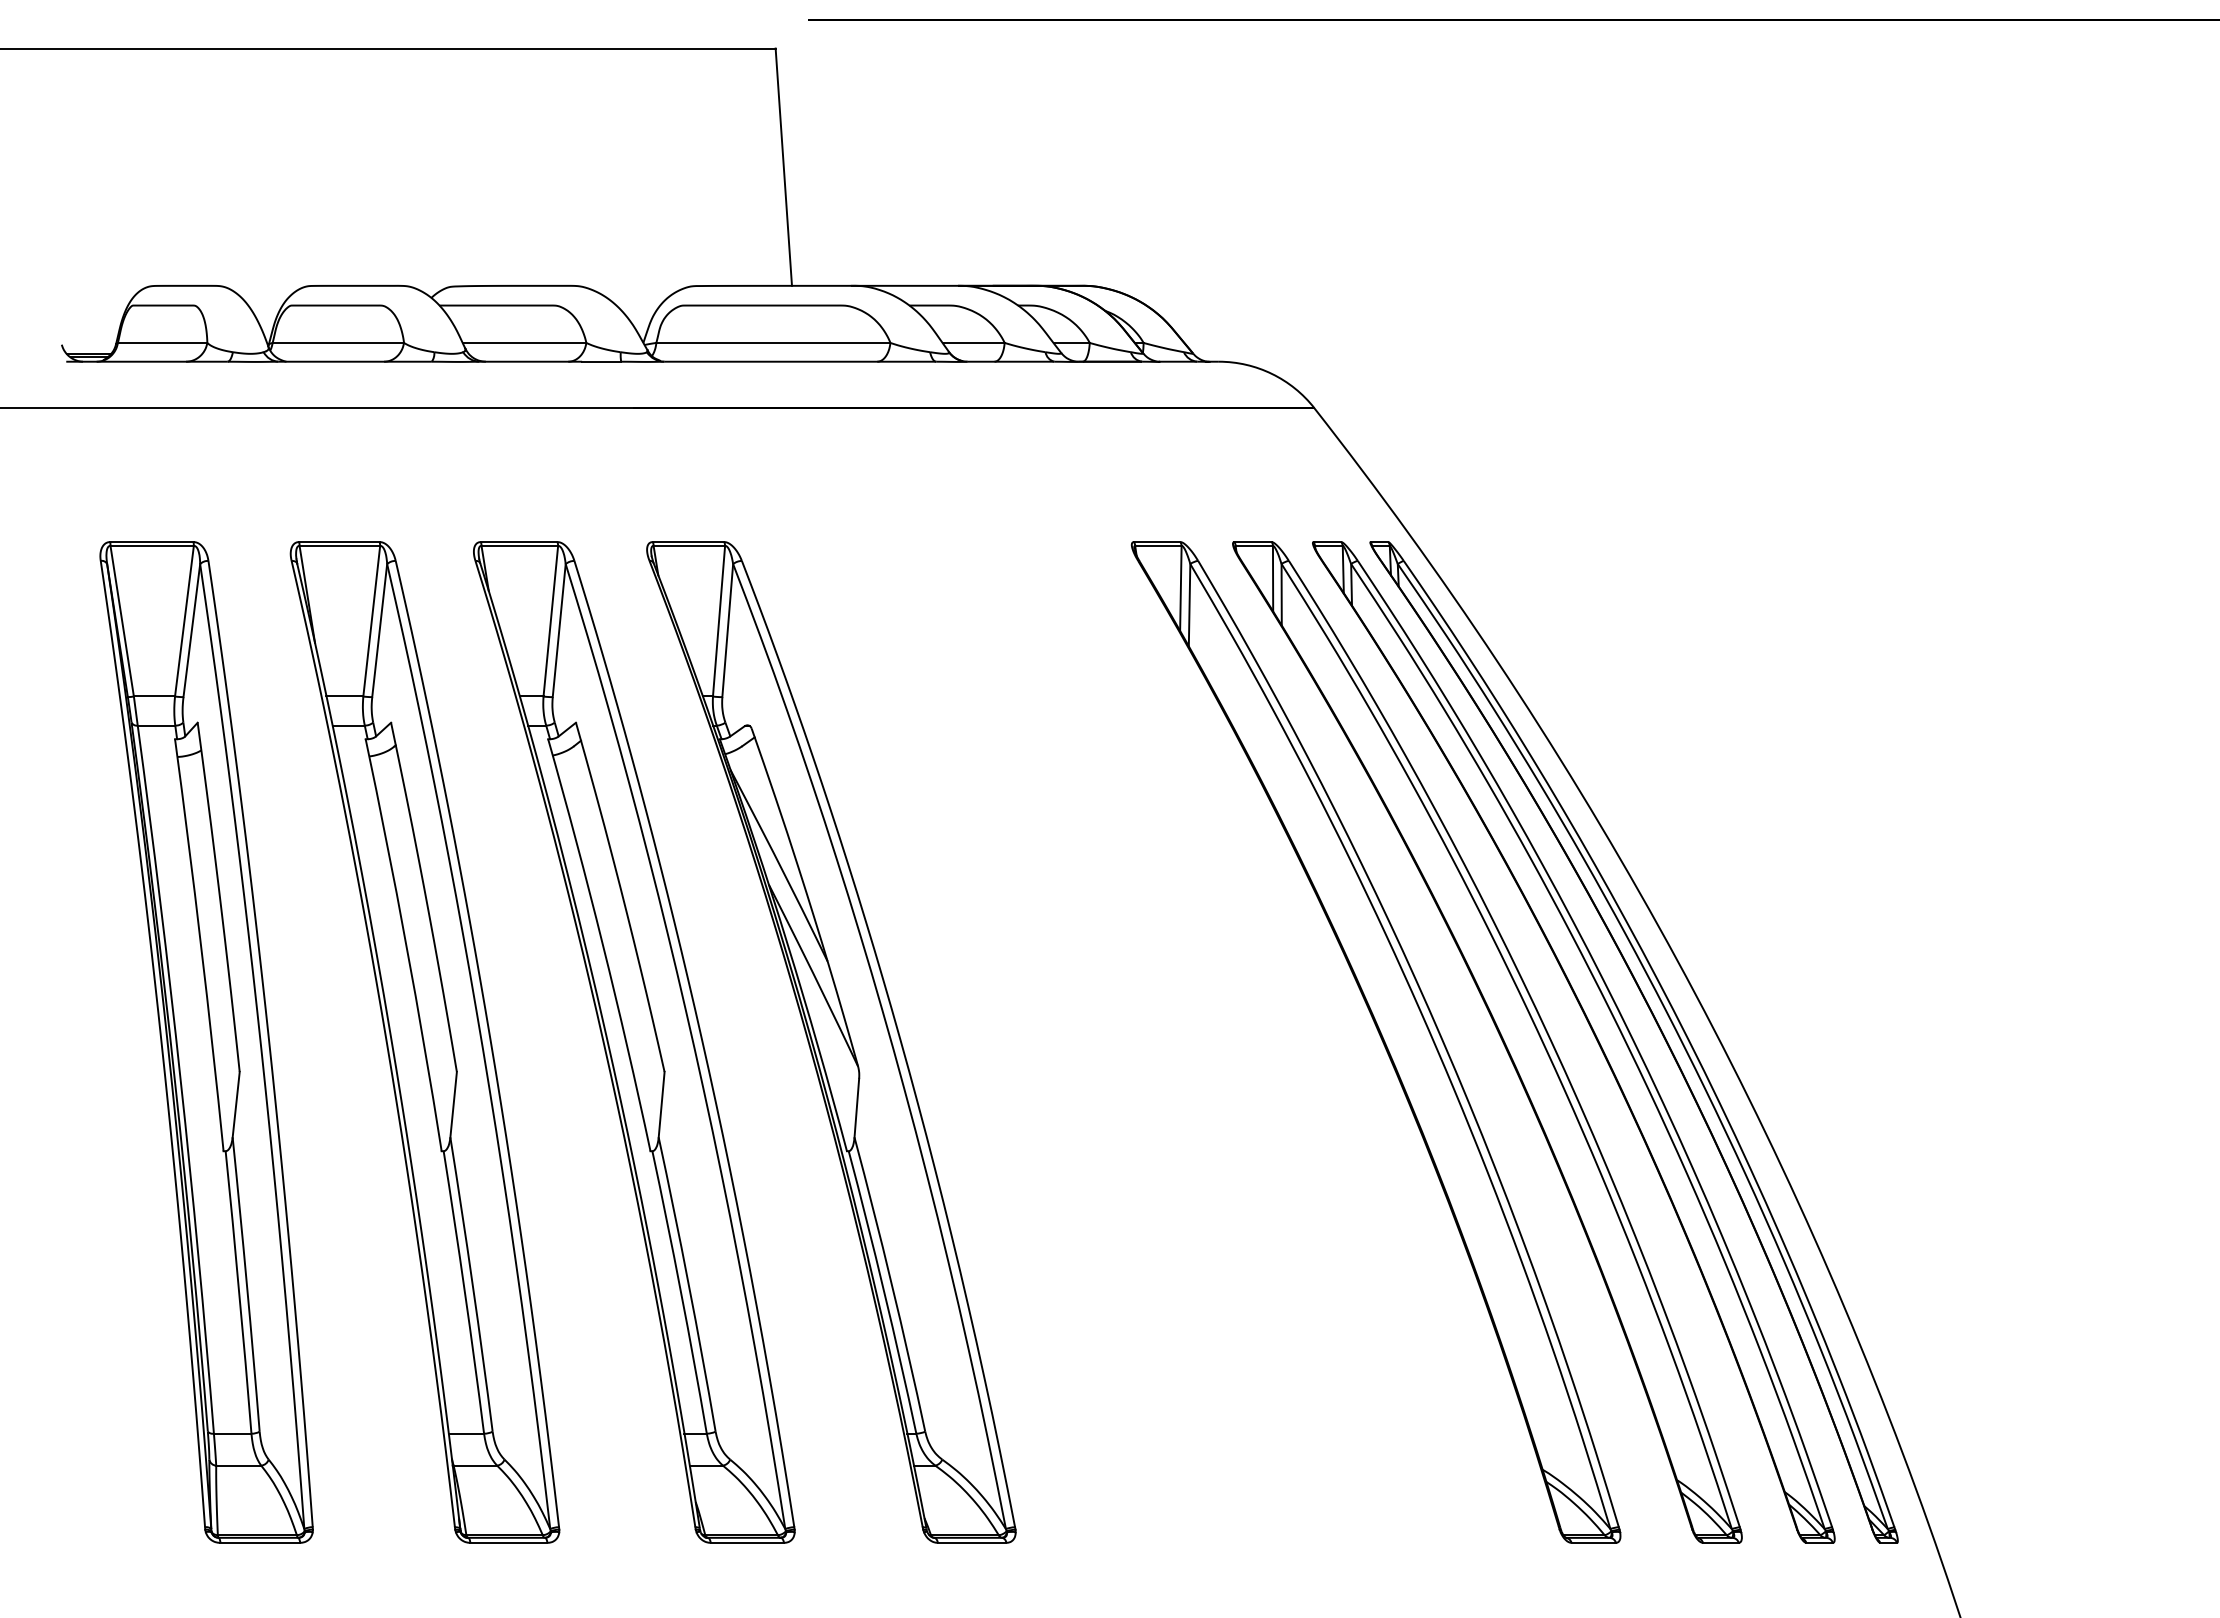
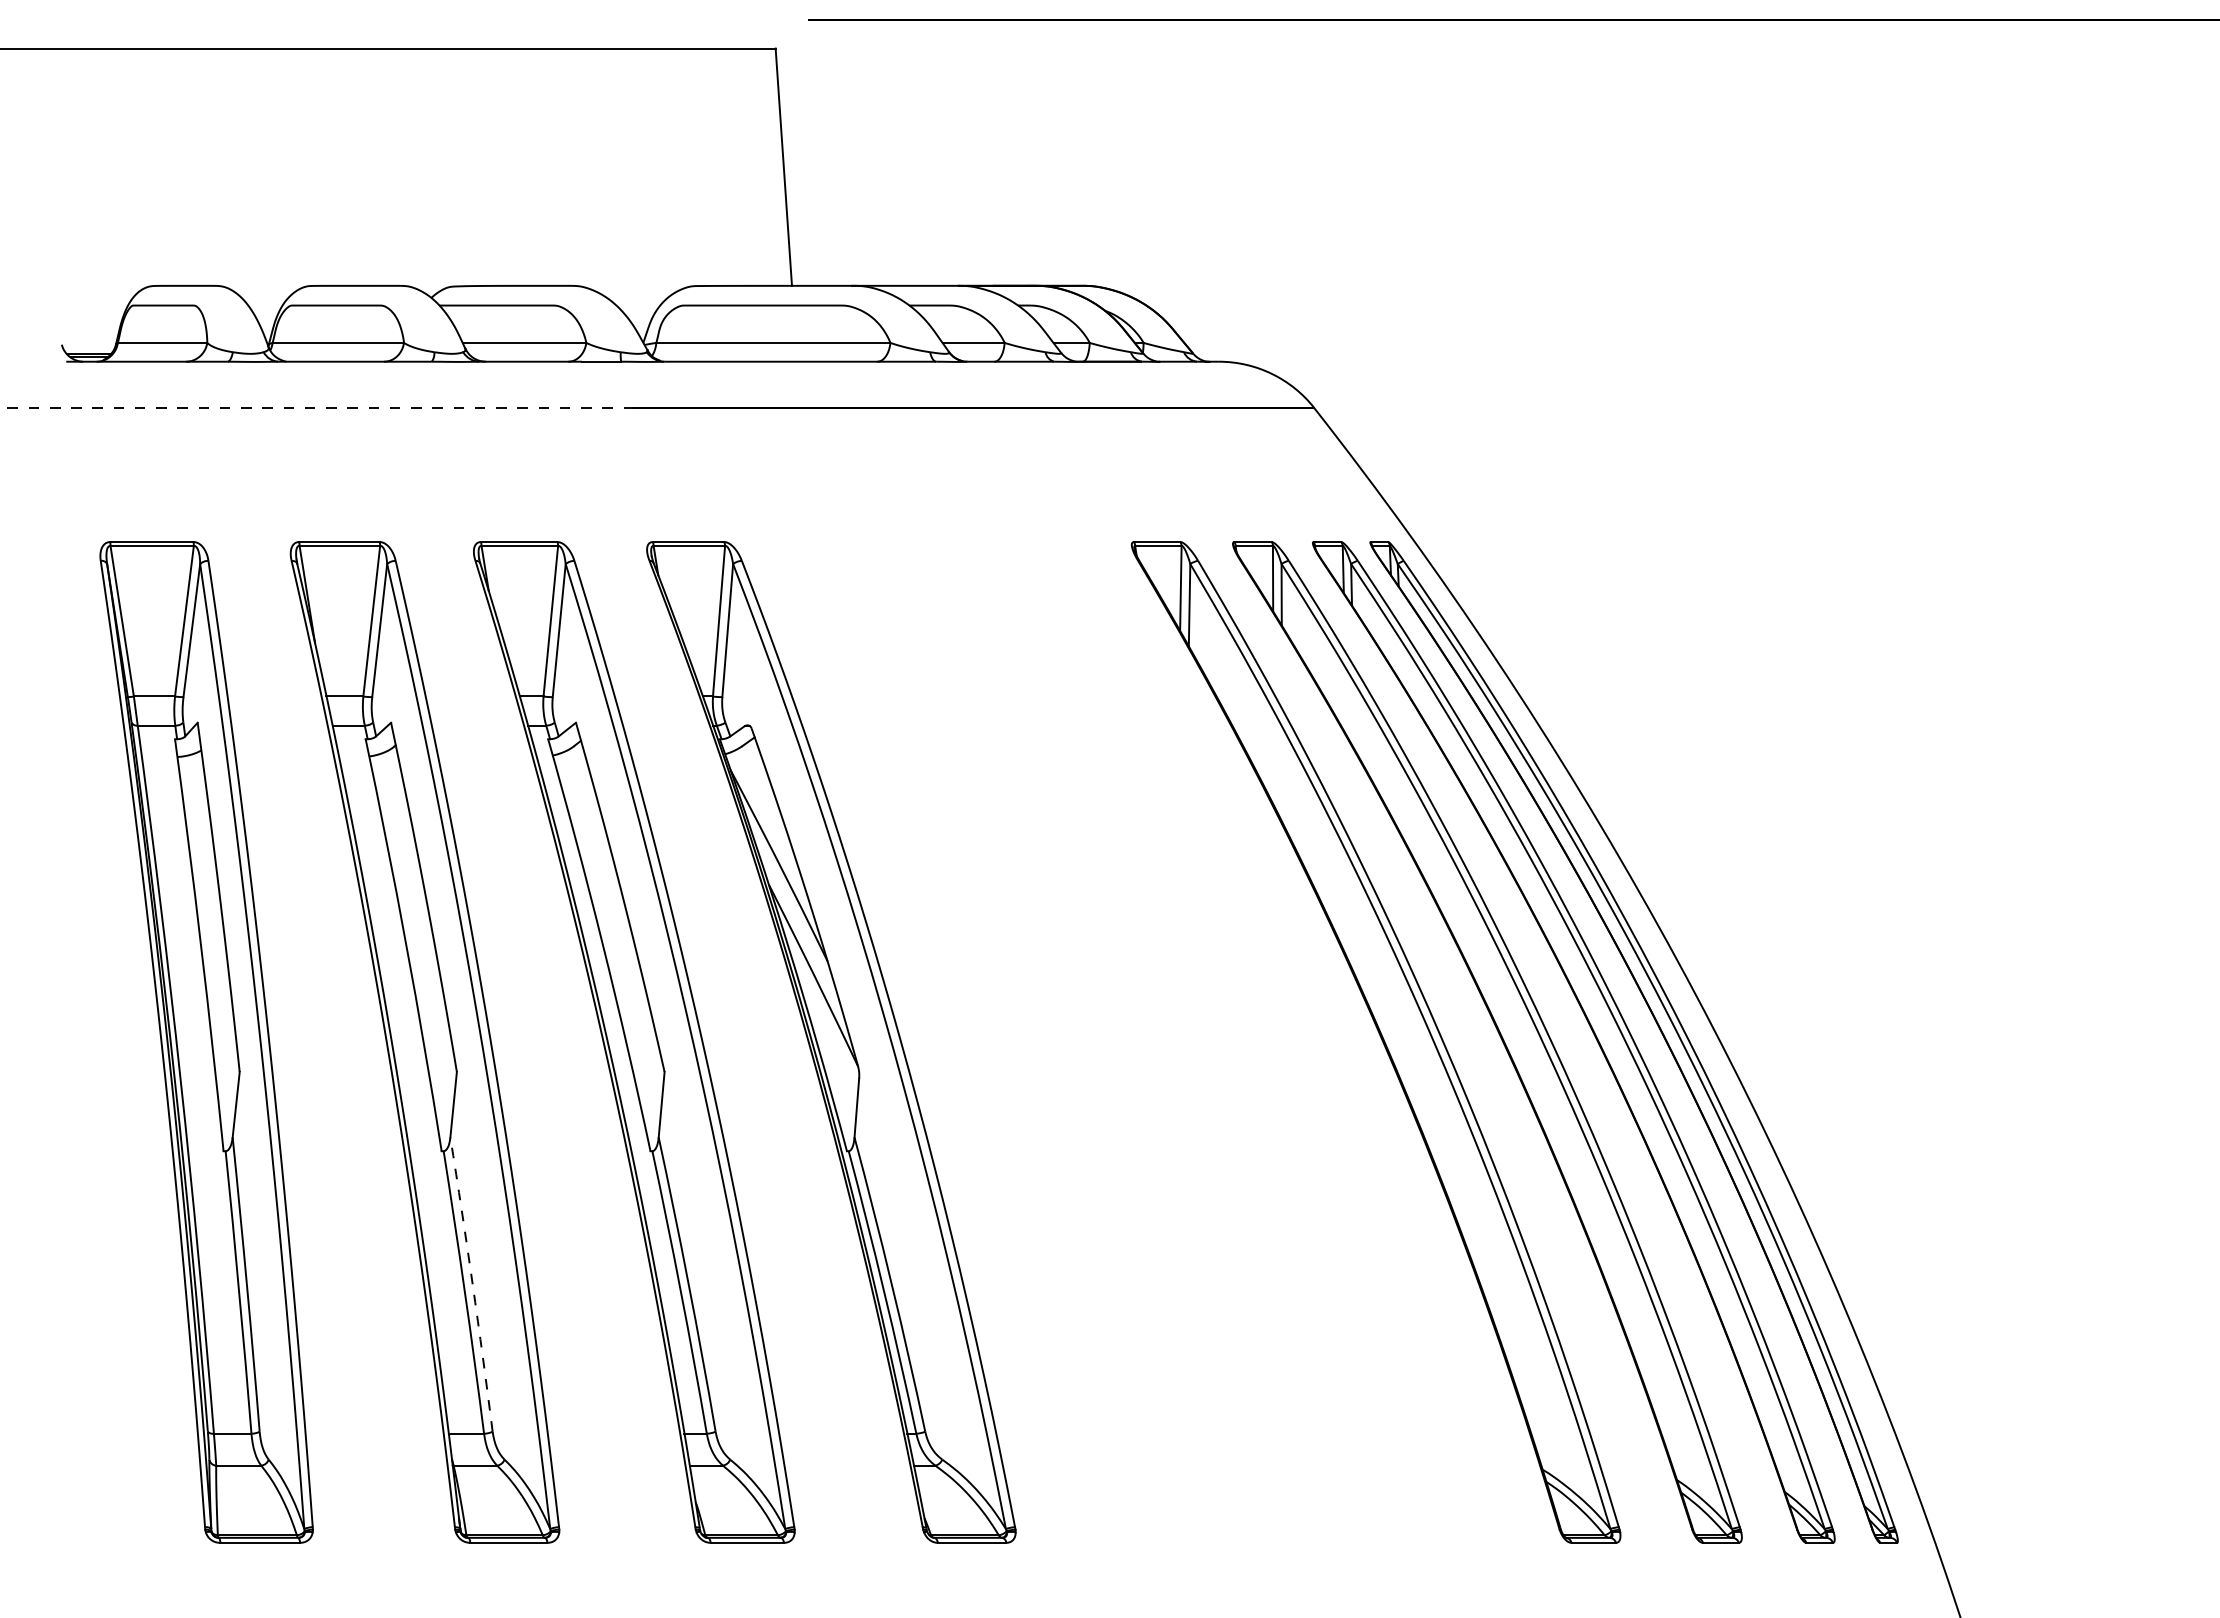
line: solid -> dashed (317, 408)
arc: solid -> dashed (472, 1284)
